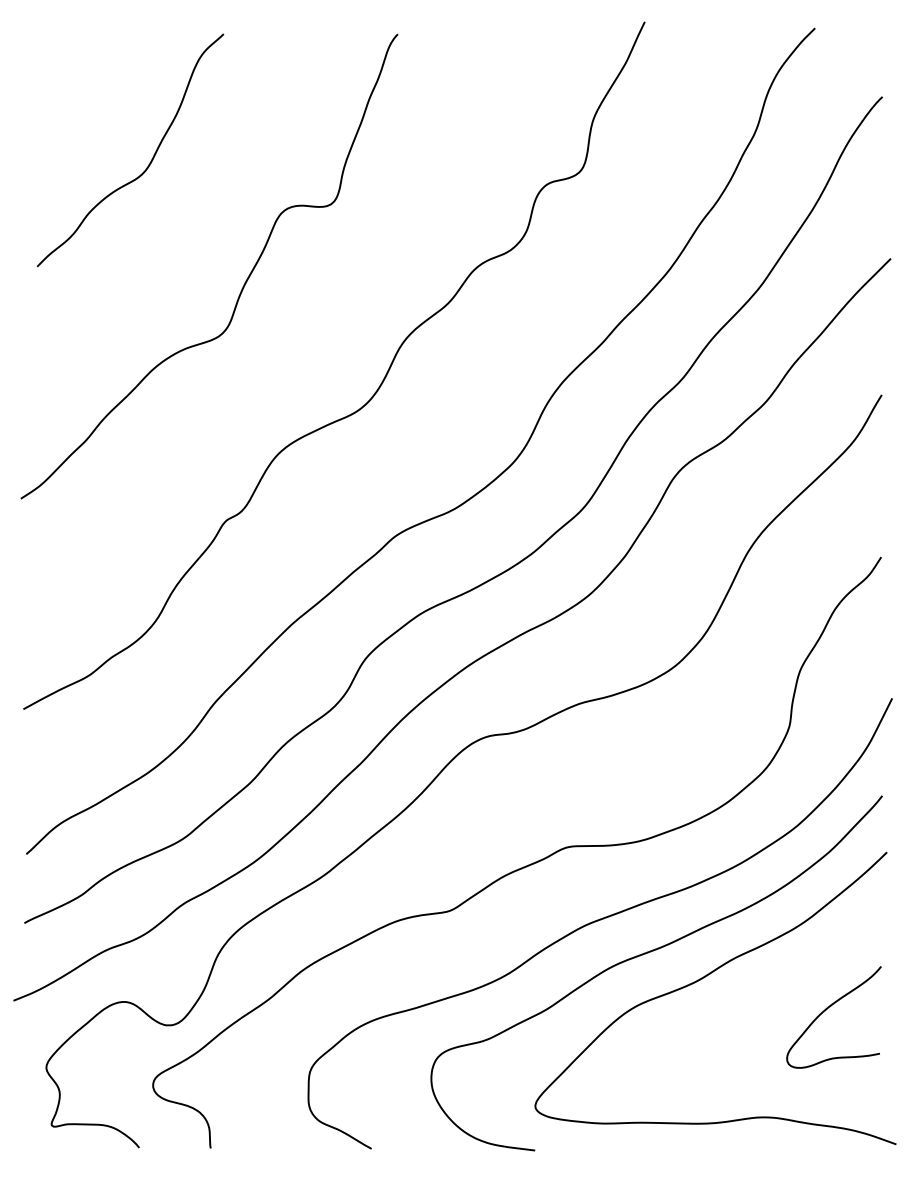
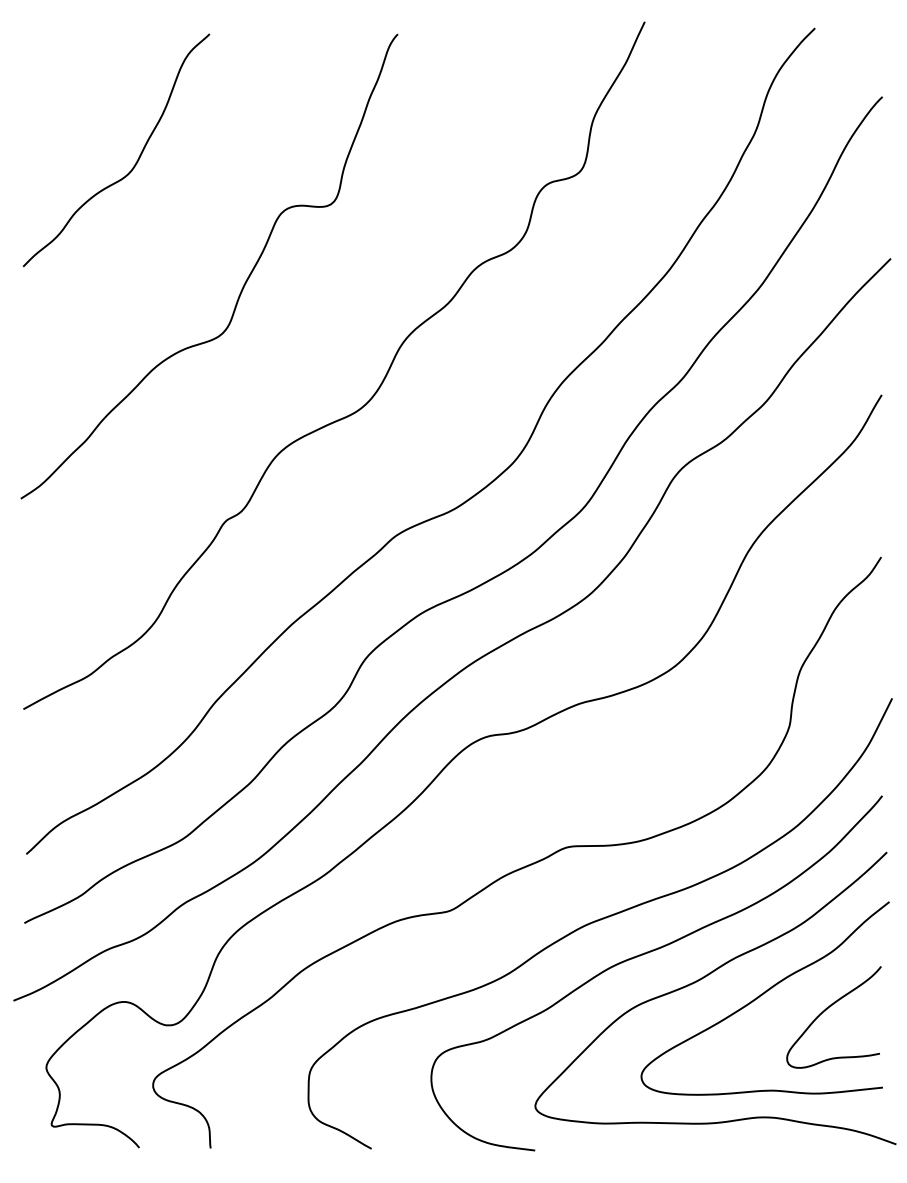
curve position: (149, 162) -> (135, 162) (135, 162)
curve: none -> present (762, 995)
